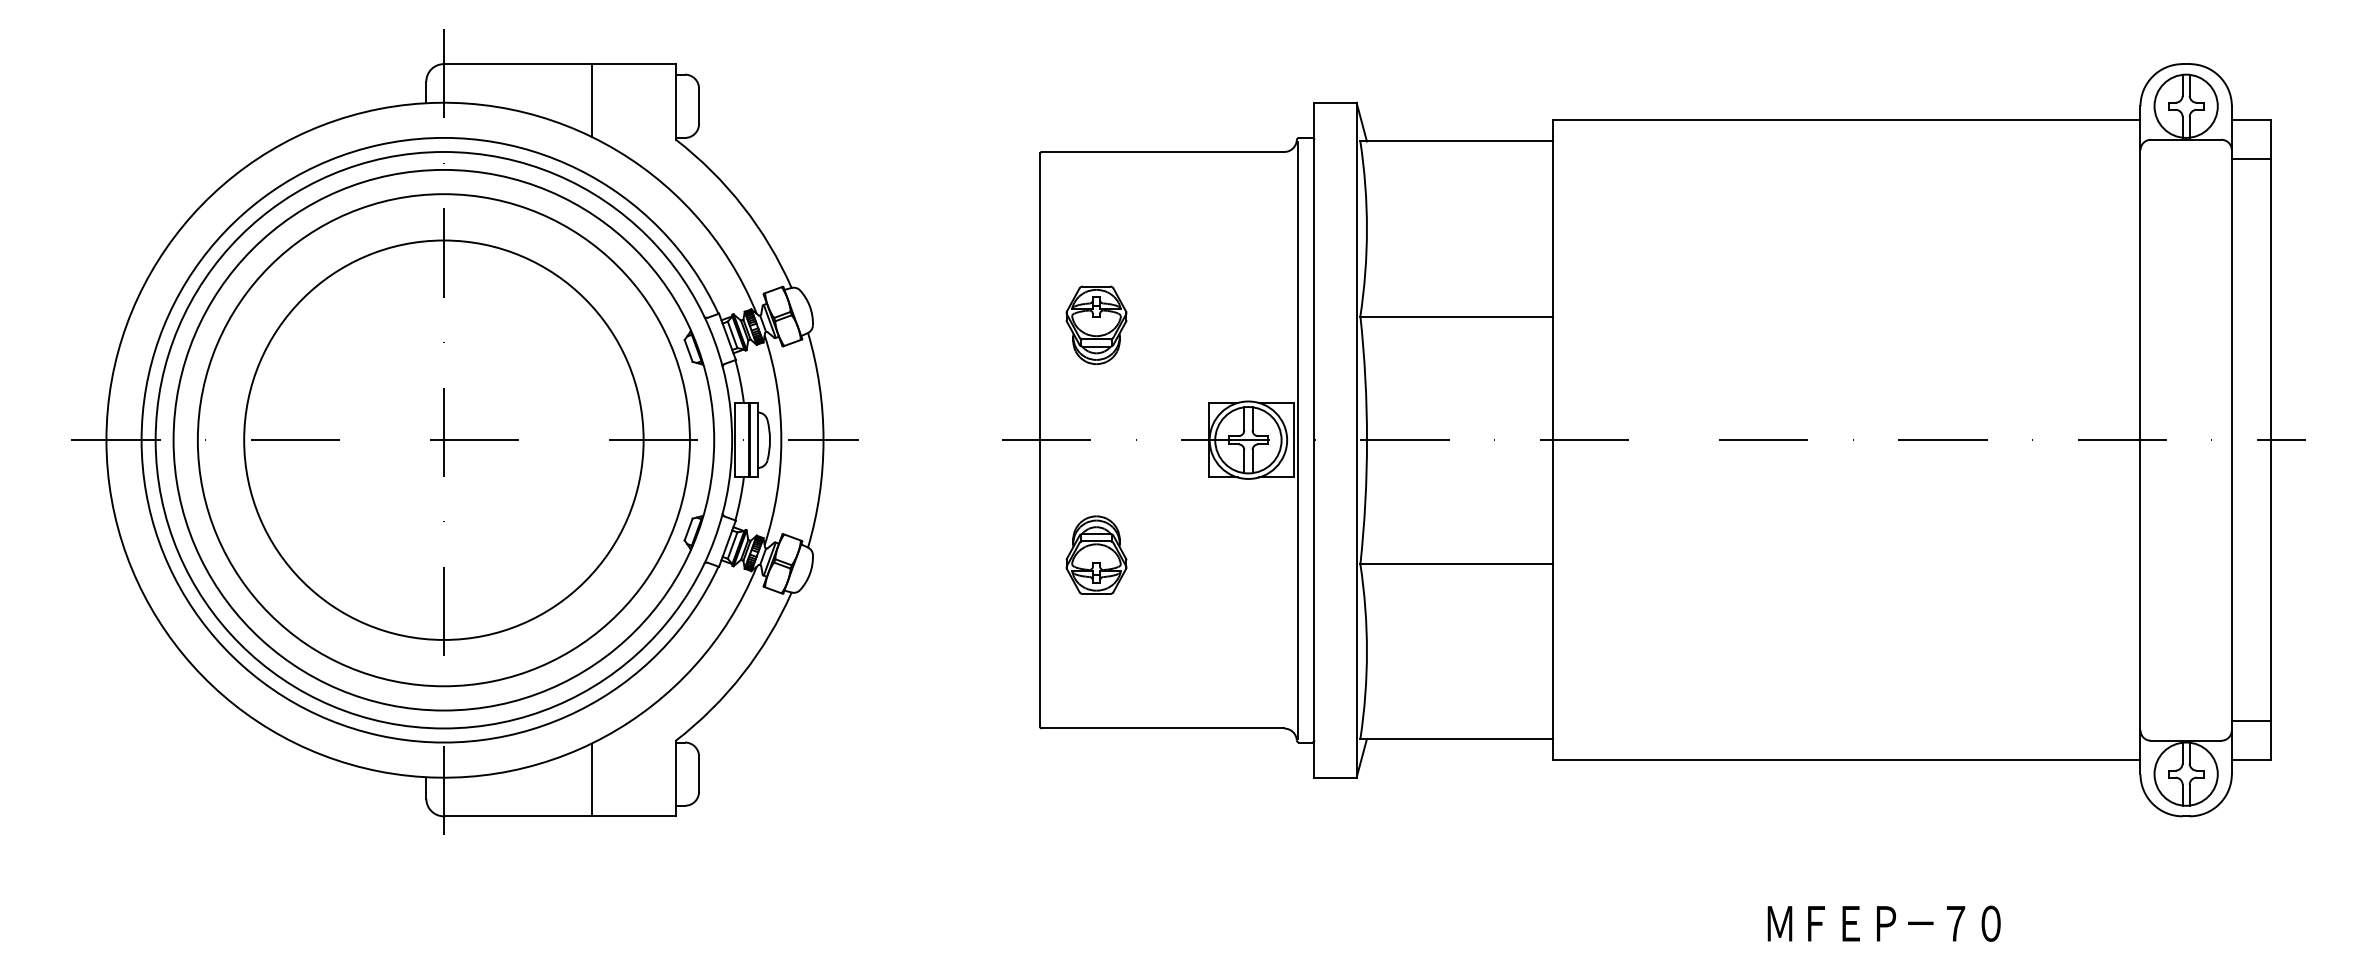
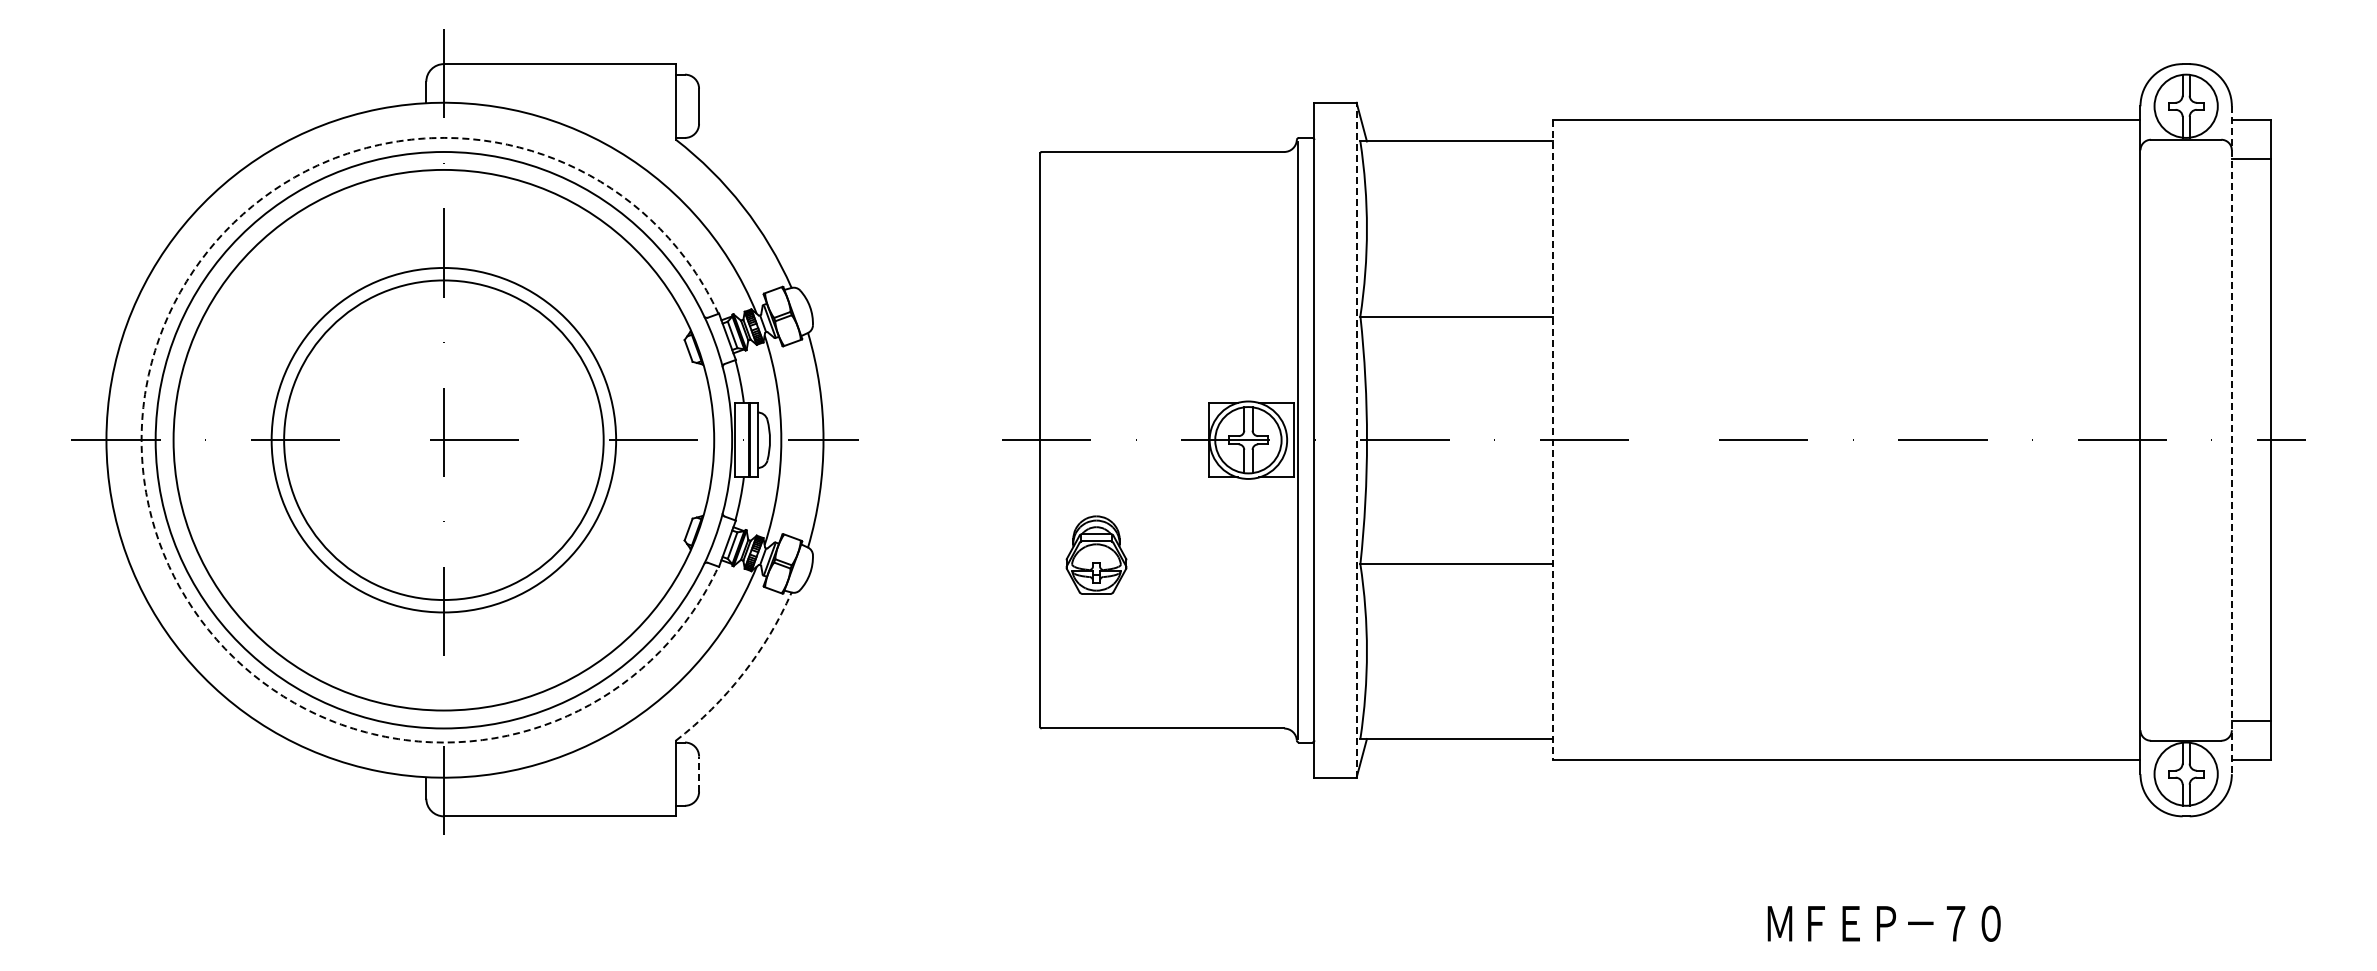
line: present -> none (591, 100)
part: present -> none (1096, 324)
circle diameter: 399 px -> 320 px (443, 440)
line: solid -> dashed (1356, 439)
arc: solid -> dashed (141, 440)
circle diameter: 492 px -> 344 px (443, 440)
line: solid -> dashed (1553, 440)
line: solid -> dashed (2231, 440)
arc: solid -> dashed (743, 673)
line: solid -> dashed (699, 774)
line: present -> none (591, 779)
